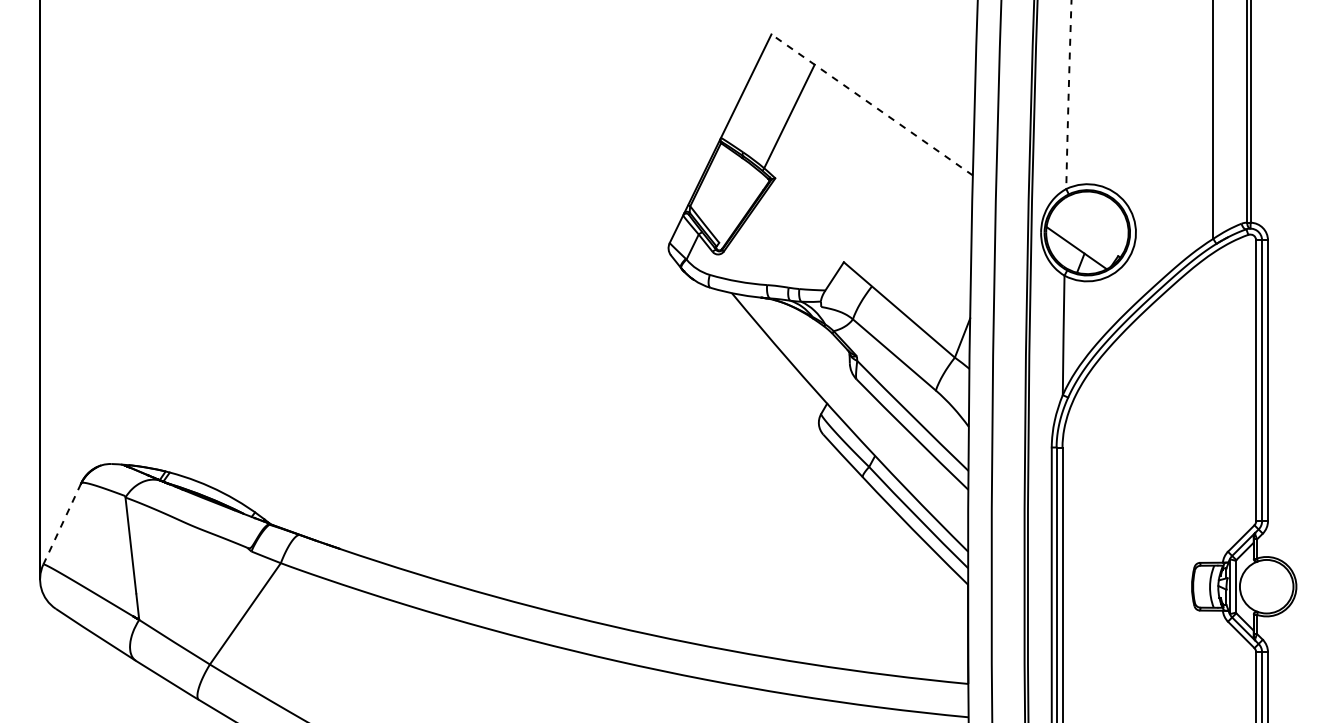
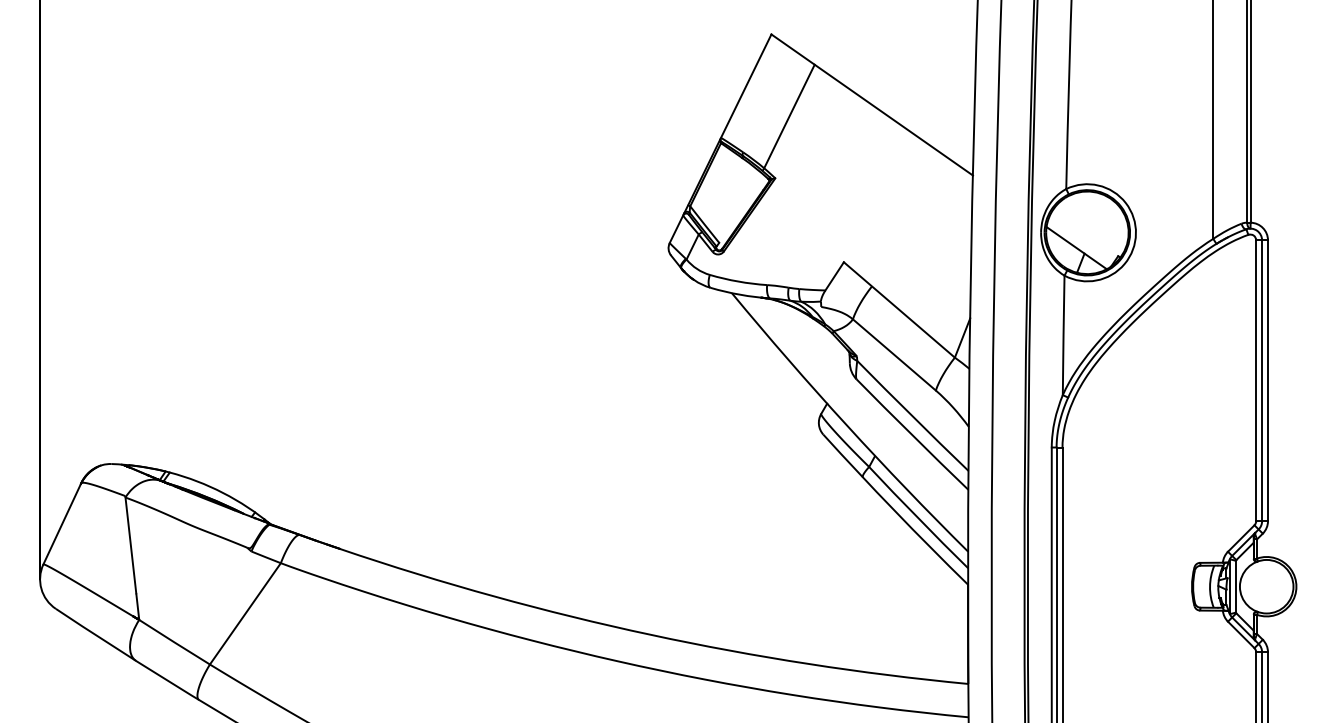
arc: dashed -> solid (1068, 94)
line: dashed -> solid (871, 104)
line: dashed -> solid (62, 524)
